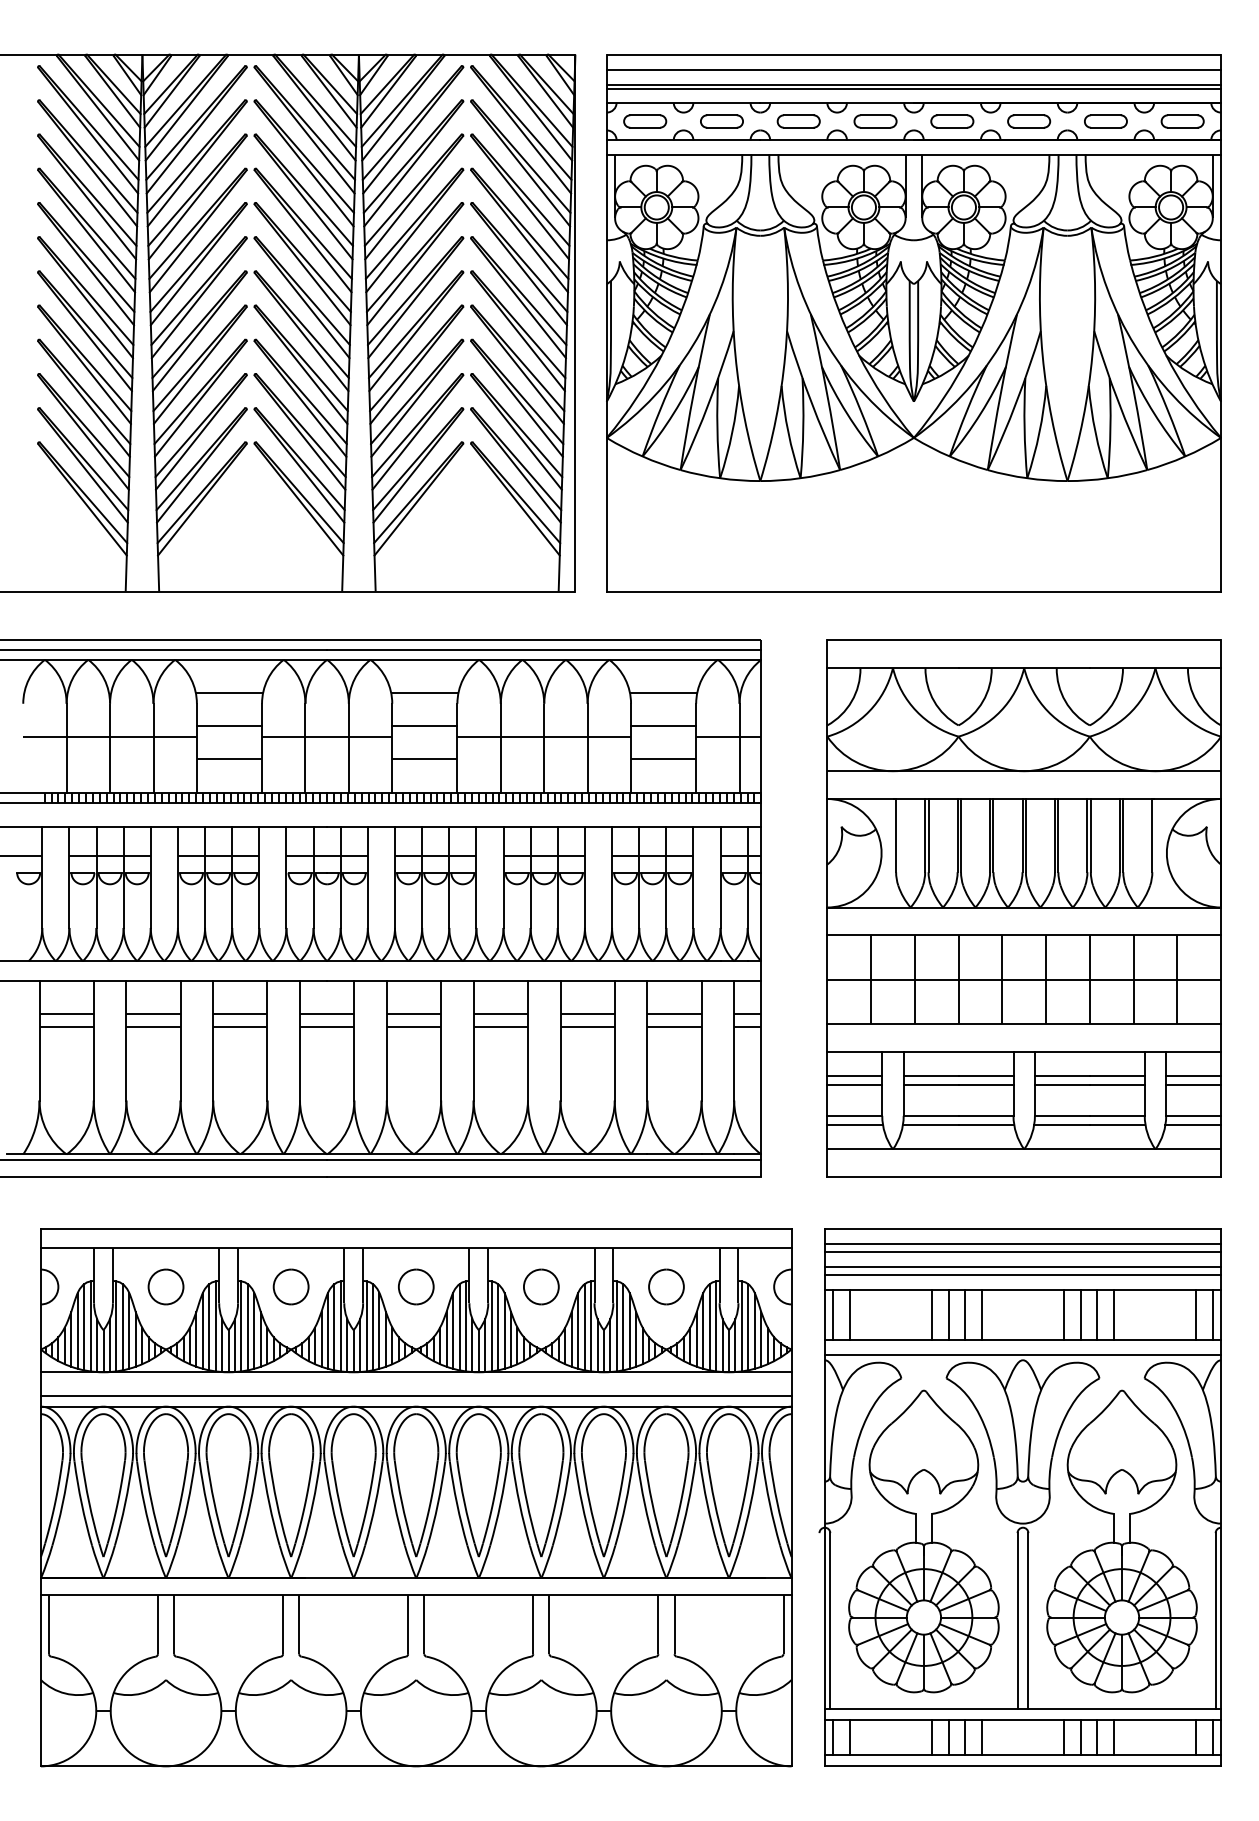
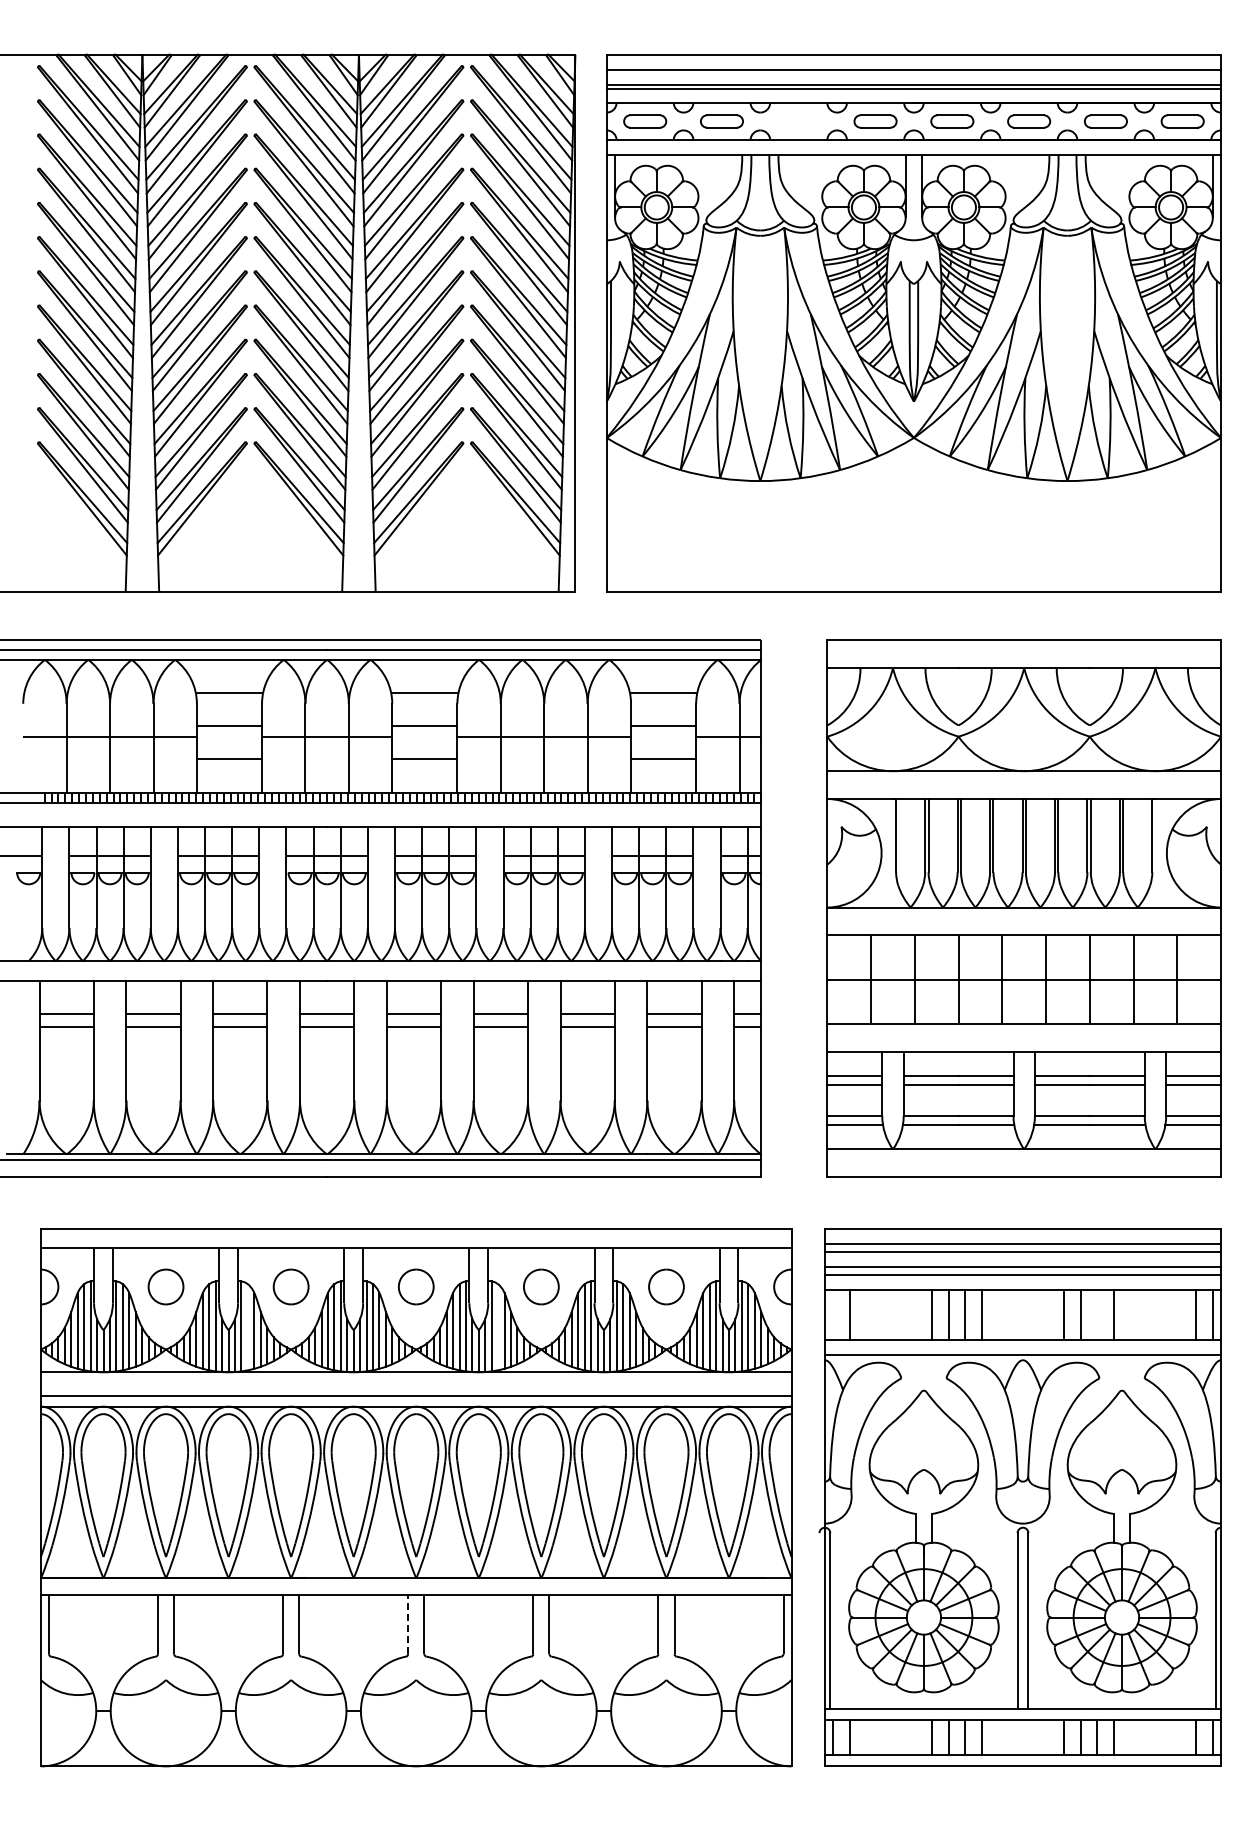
part: present -> none (798, 121)
line: present -> none (833, 1314)
line: present -> none (1097, 1314)
line: present -> none (247, 1327)
line: present -> none (498, 1327)
line: solid -> dashed (408, 1624)
